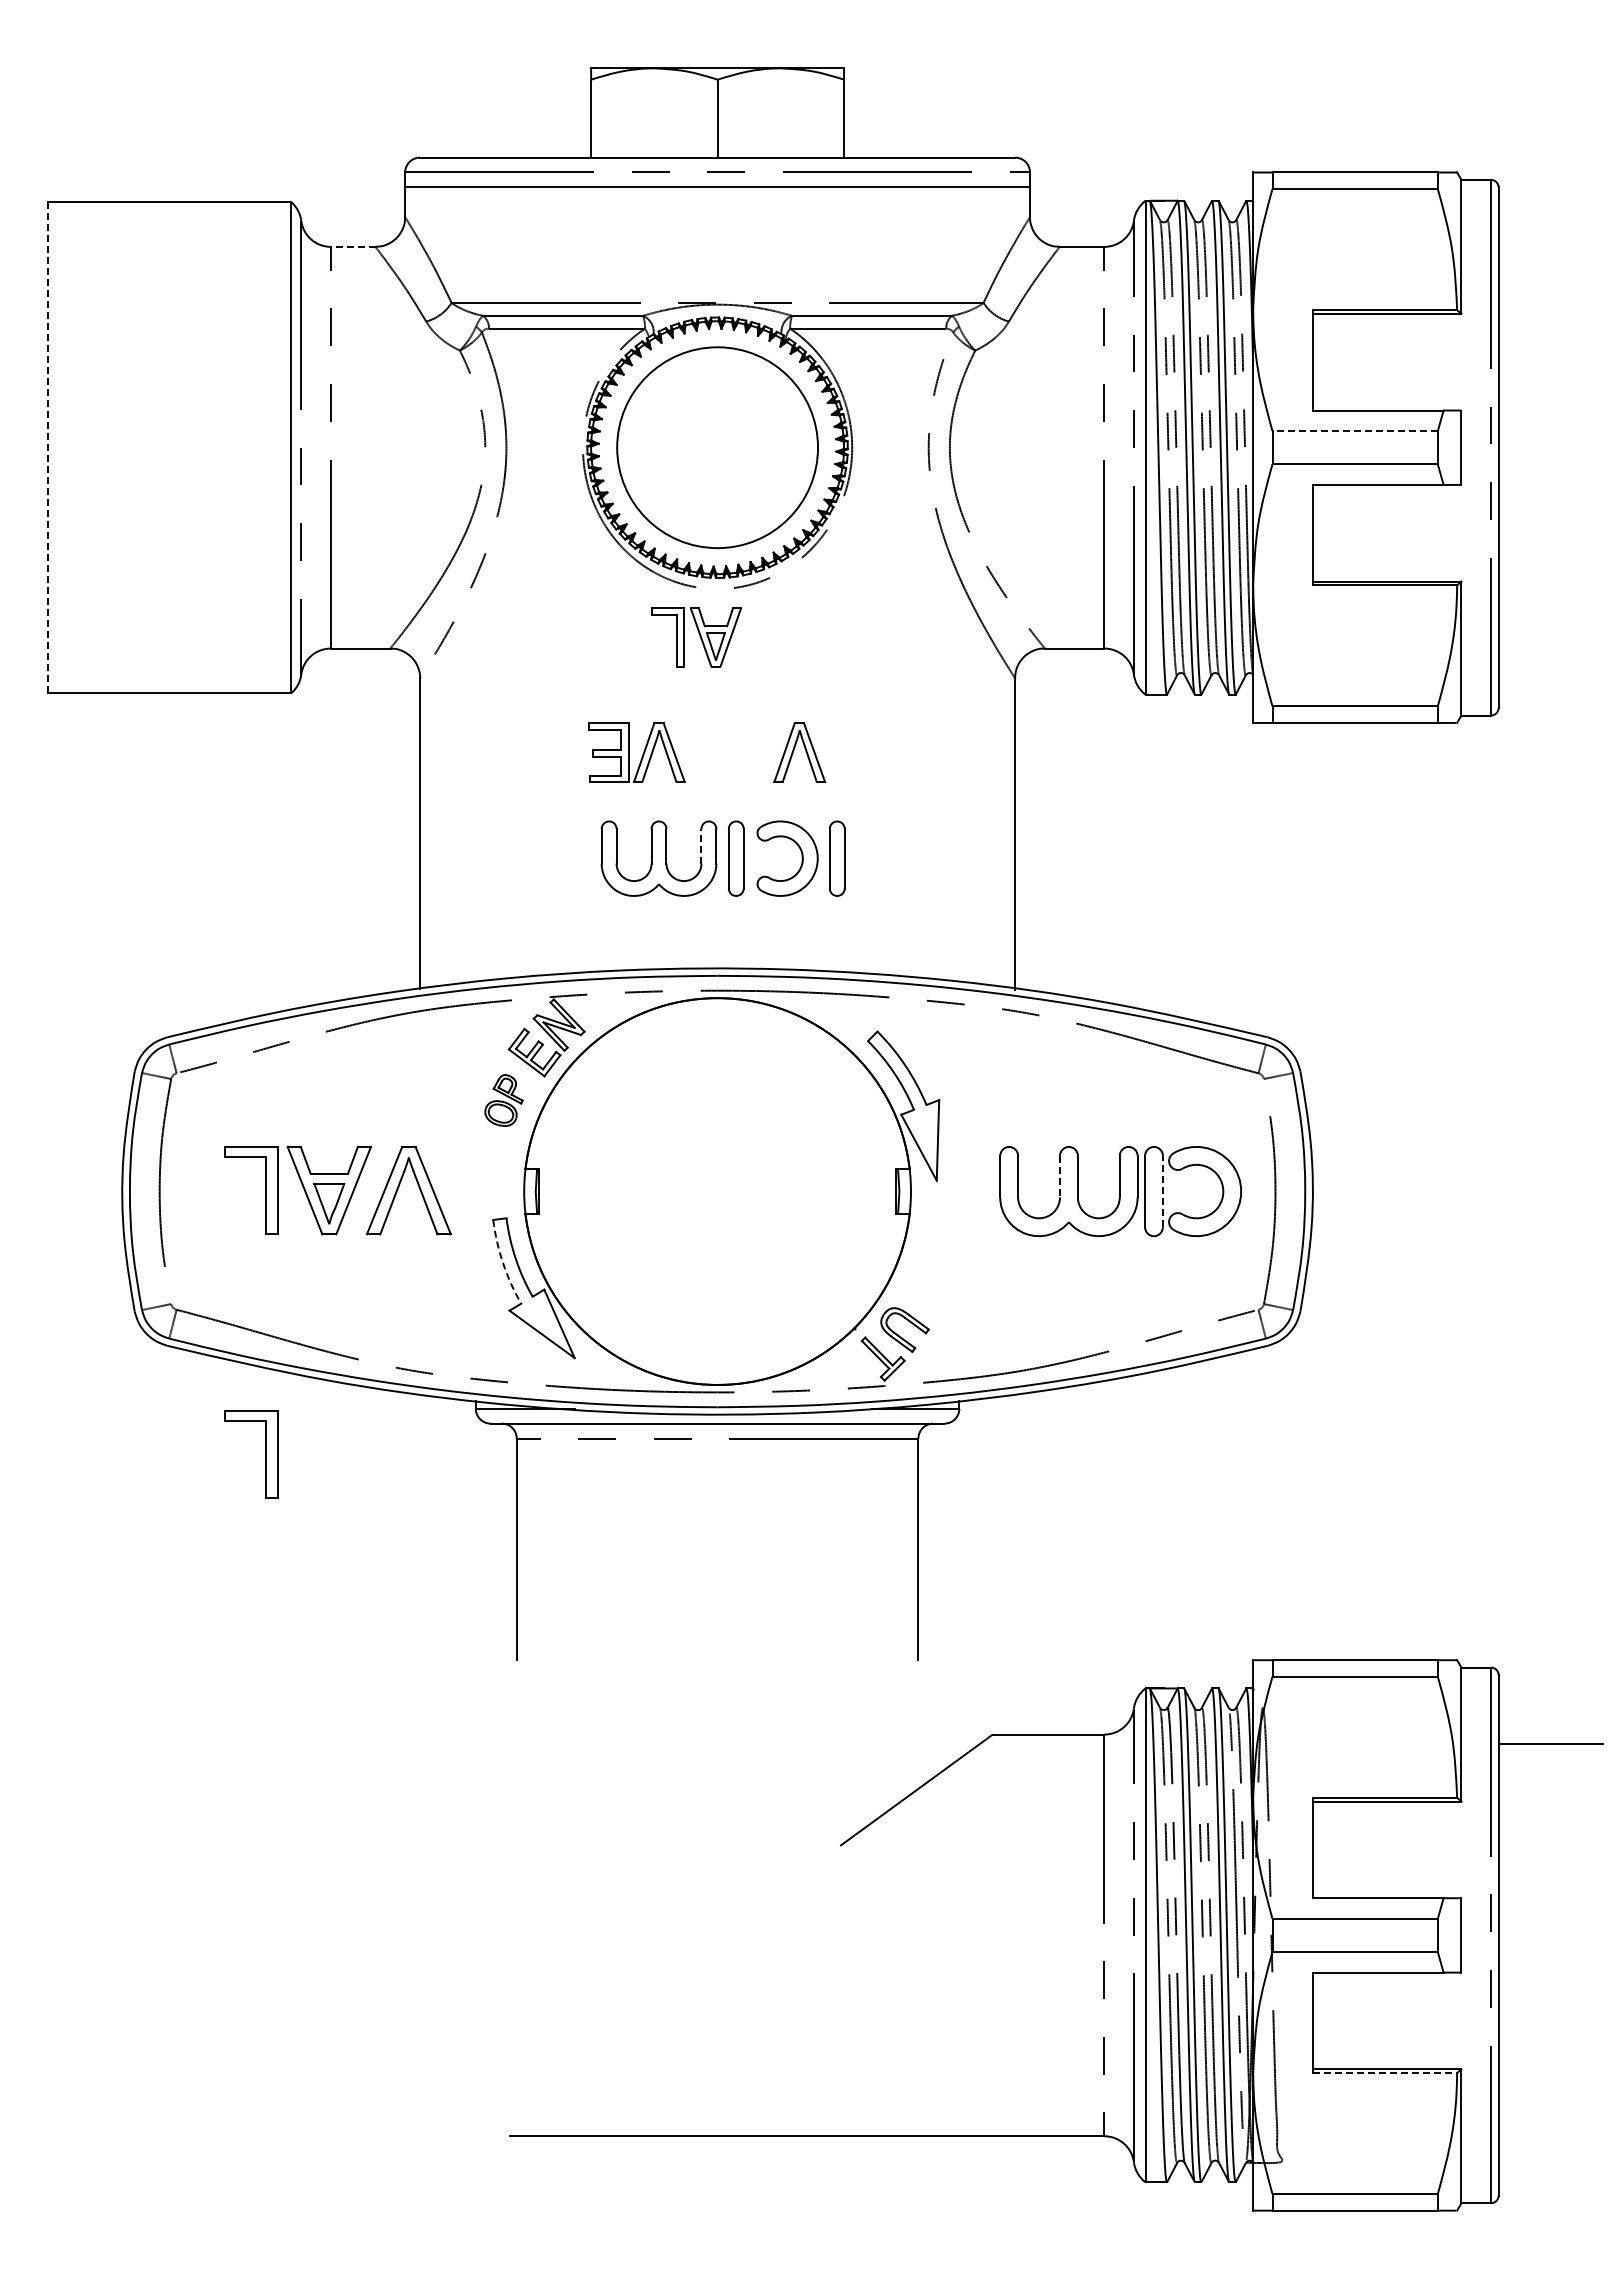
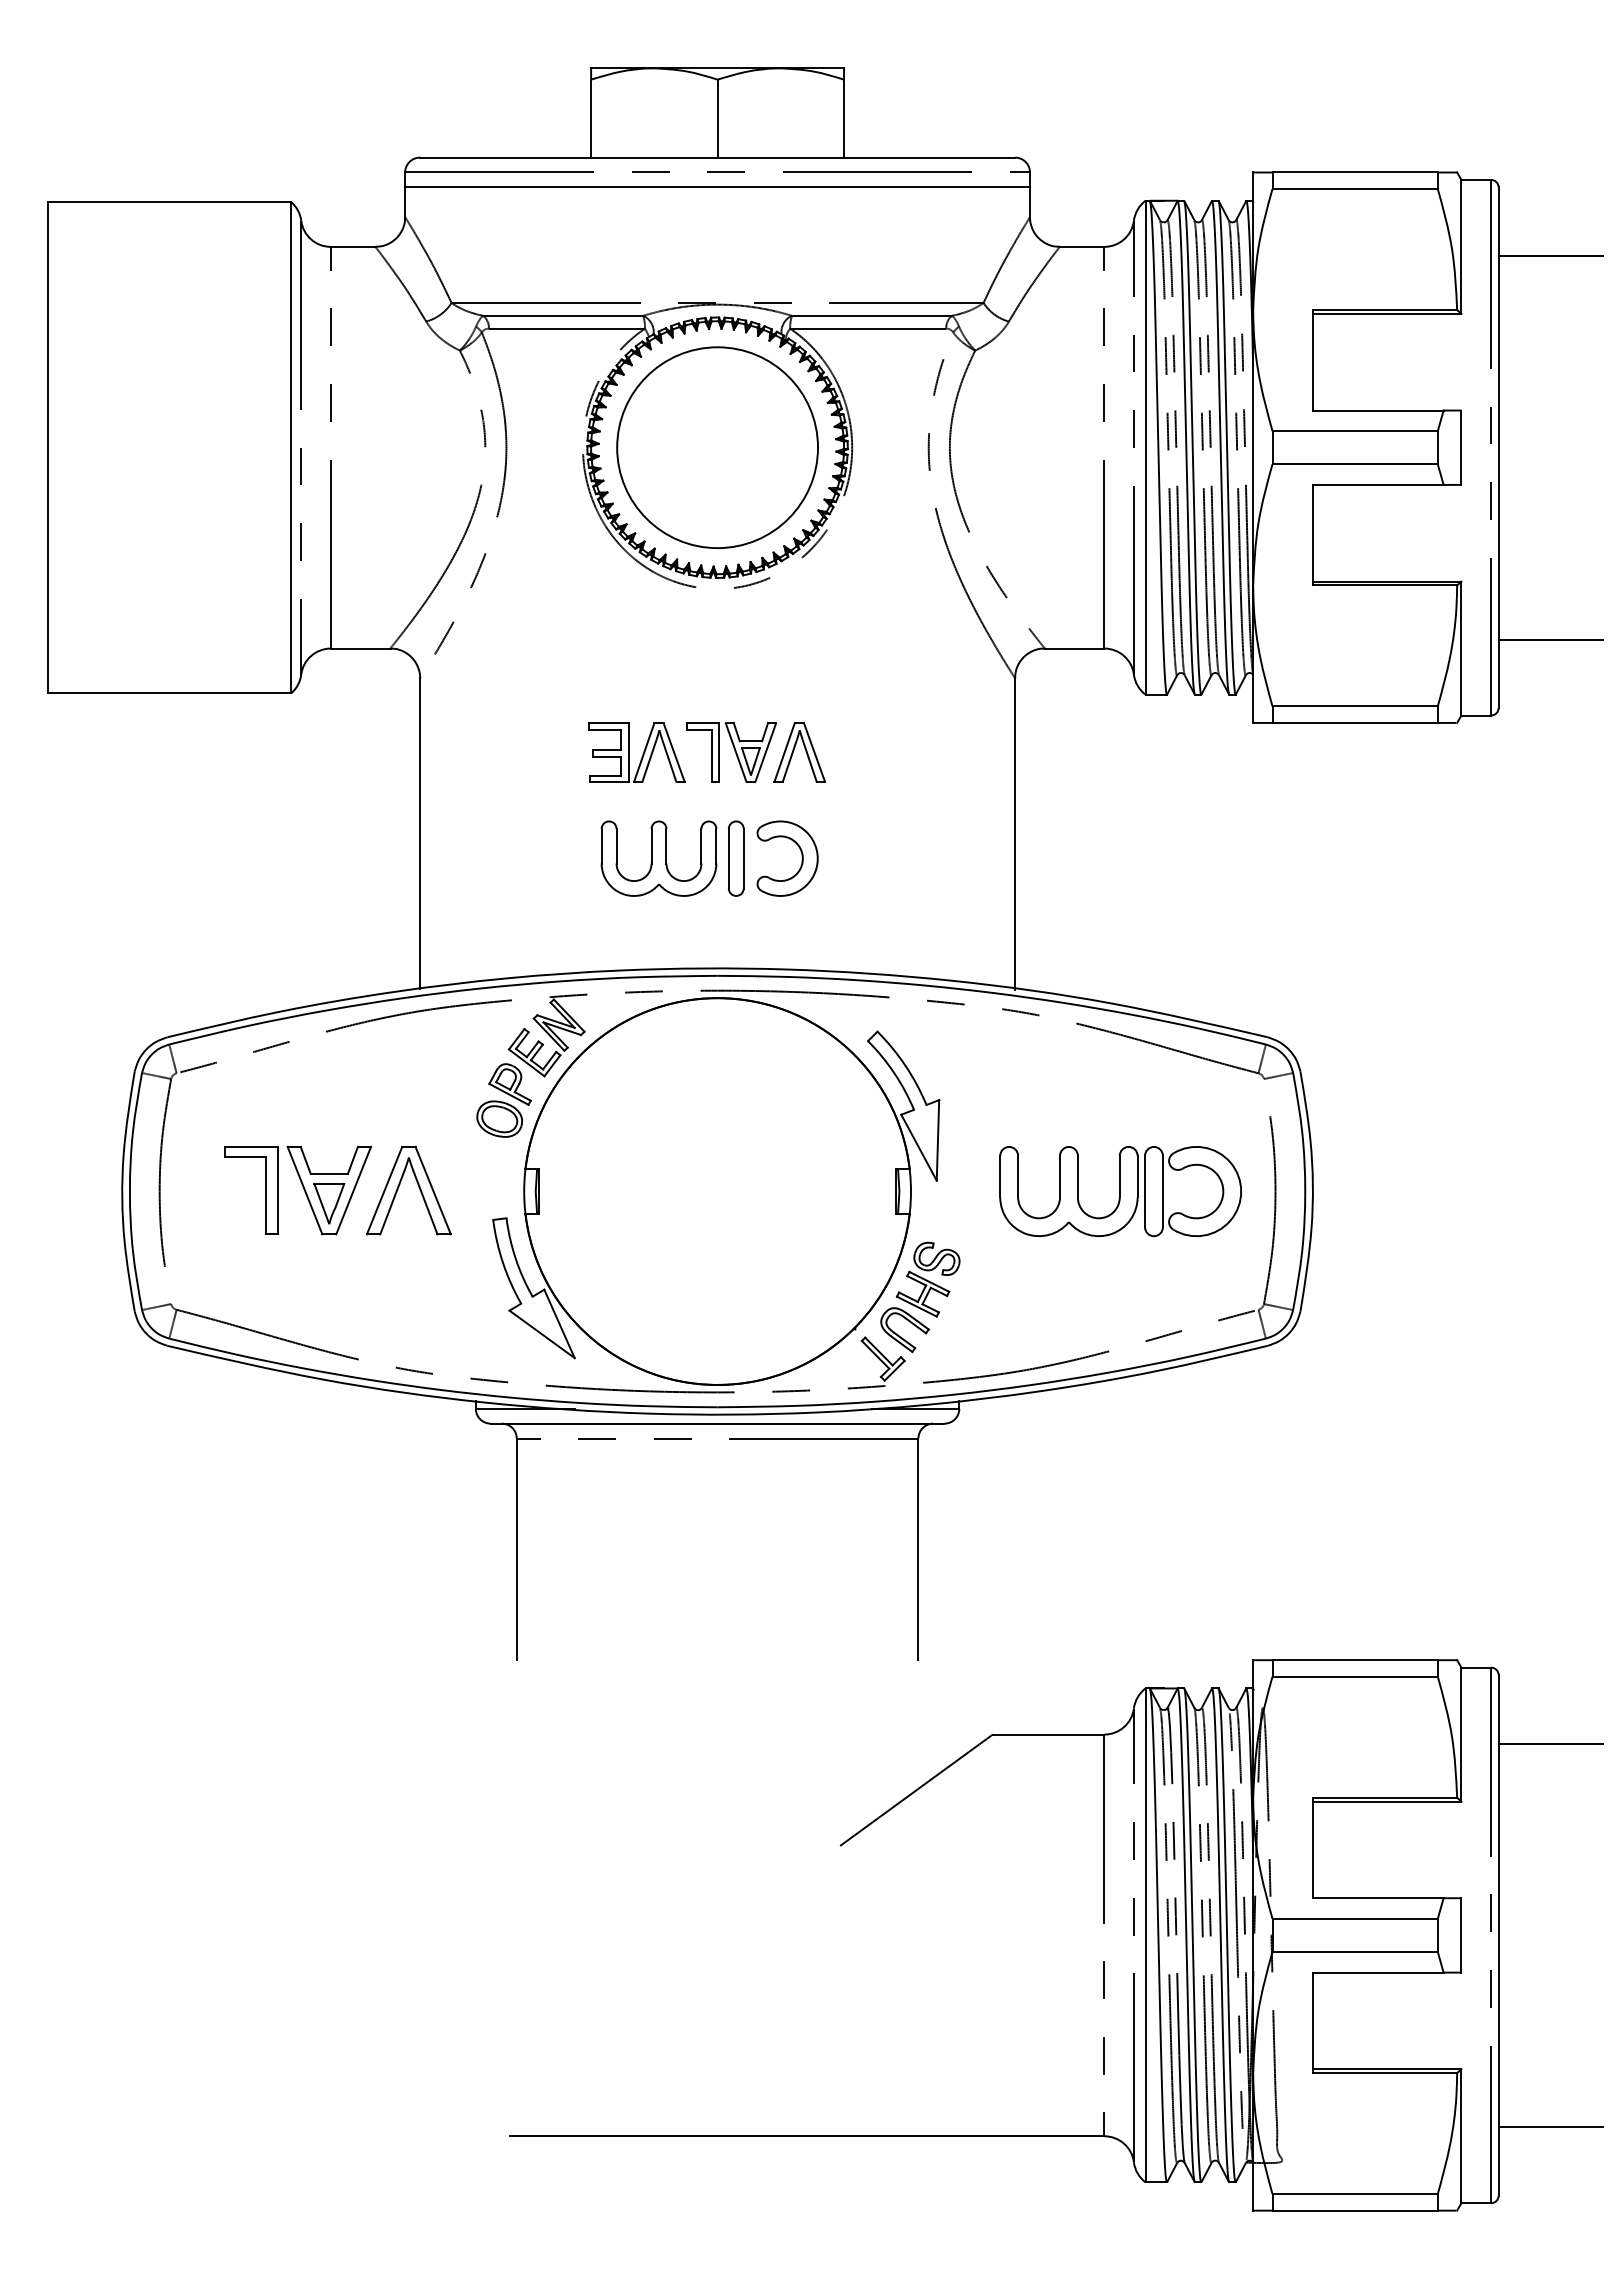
line: dashed -> solid (352, 246)
line: none -> present (1550, 255)
line: dashed -> solid (1355, 431)
line: dashed -> solid (48, 447)
part position: (696, 637) -> (731, 752) (731, 752)
line: none -> present (1550, 639)
line: dashed -> solid (701, 845)
part: present -> none (837, 858)
part size: 40x53 px -> 56x75 px (503, 1100)
line: dashed -> solid (1060, 1176)
line: dashed -> solid (1162, 1191)
arc: dashed -> solid (503, 1263)
part: none -> present (928, 1279)
part: present -> none (265, 1454)
line: dashed -> solid (1385, 2073)
line: none -> present (1550, 2127)
